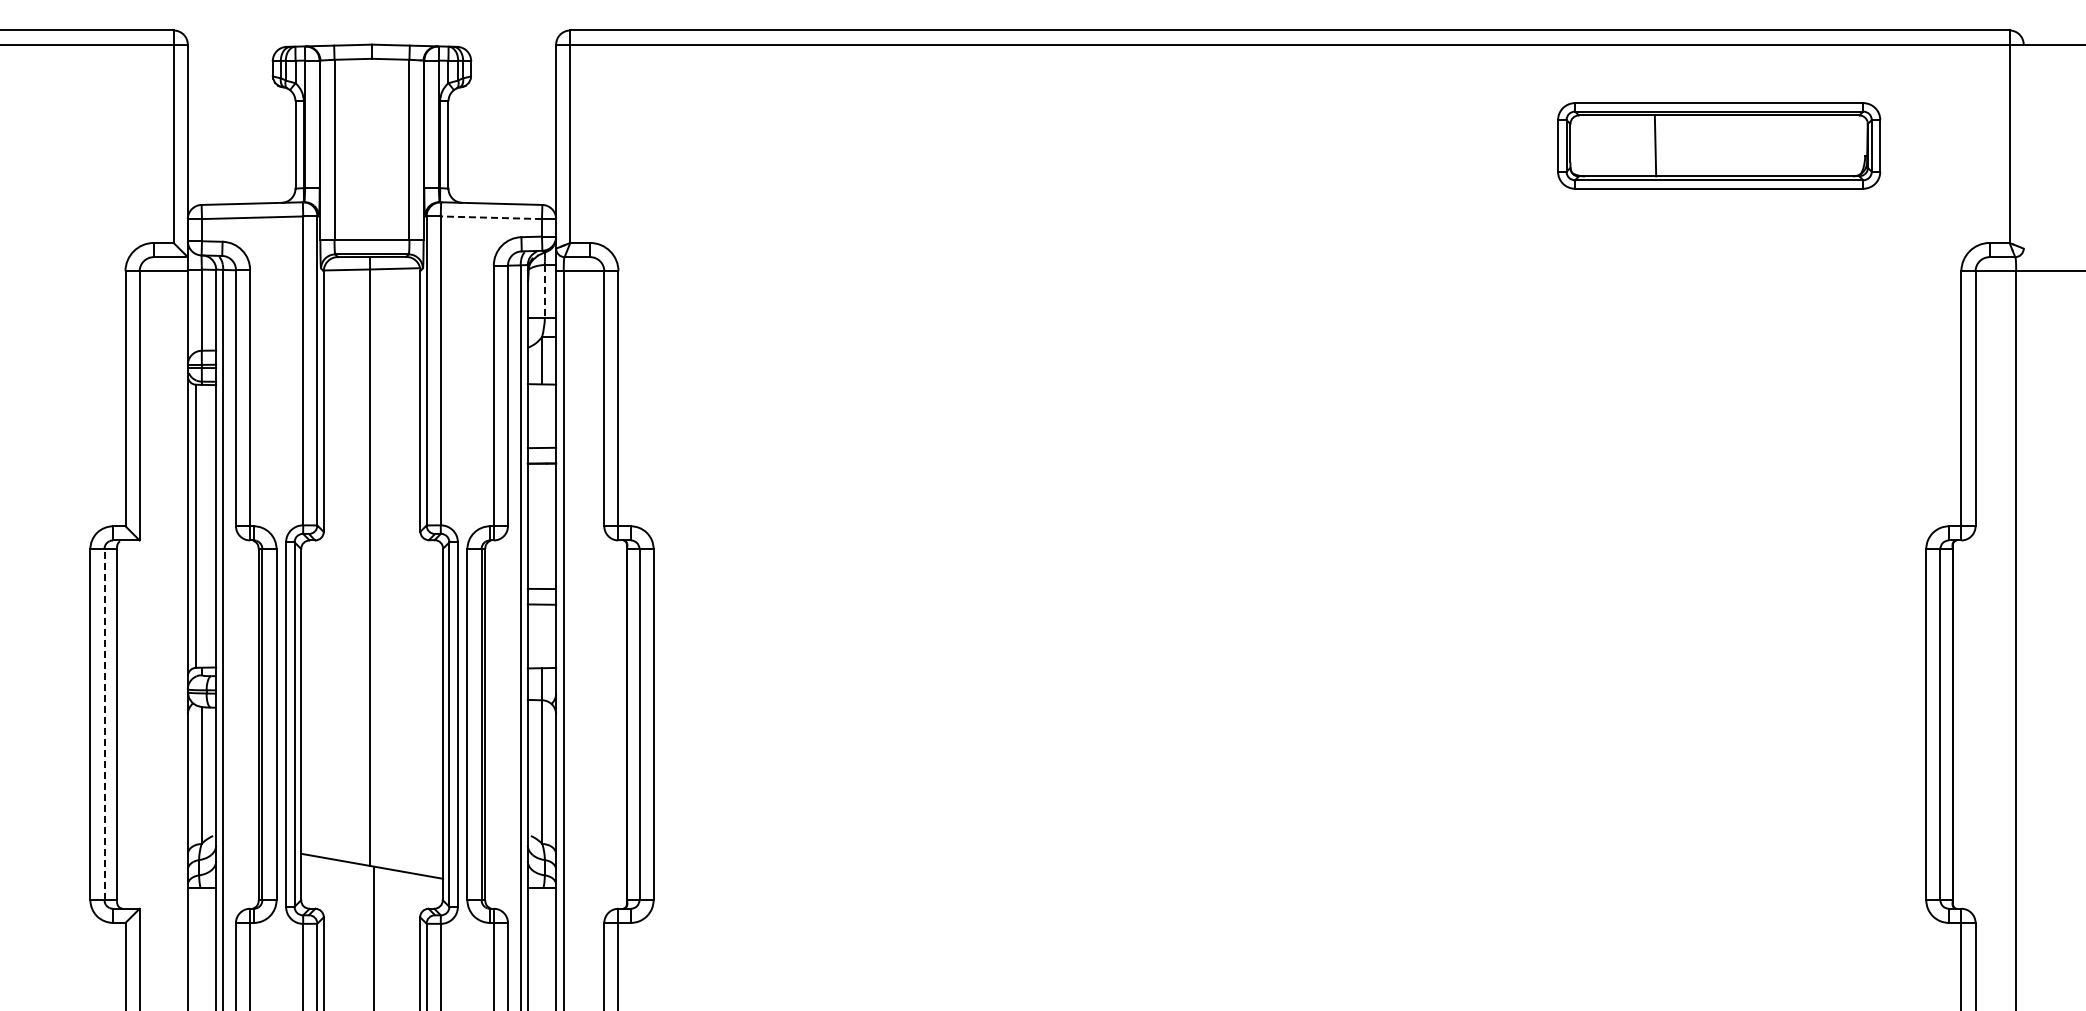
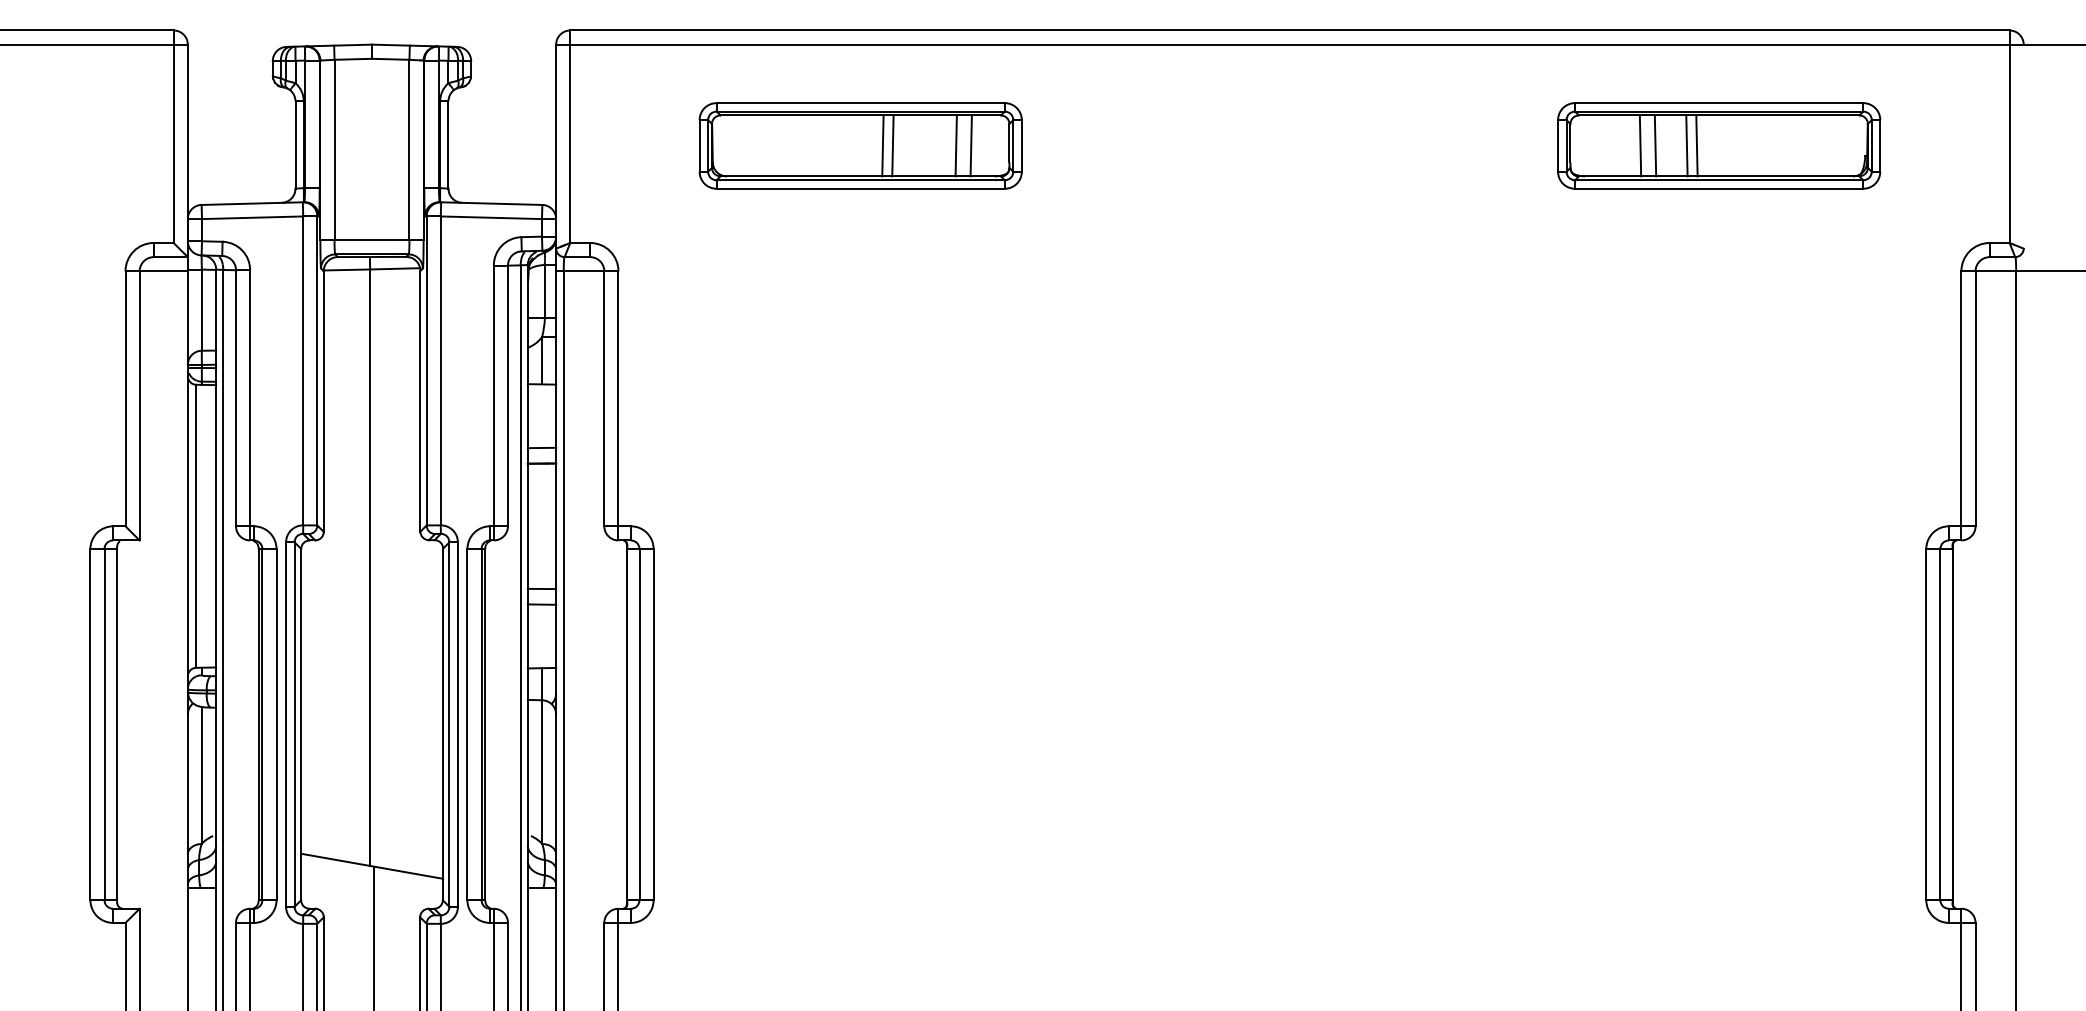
part: none -> present (860, 145)
line: none -> present (1640, 145)
line: none -> present (1686, 145)
line: none -> present (1696, 145)
line: dashed -> solid (491, 217)
line: dashed -> solid (544, 291)
line: dashed -> solid (104, 724)
